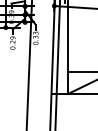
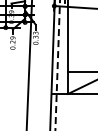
line: solid -> dashed (57, 65)
